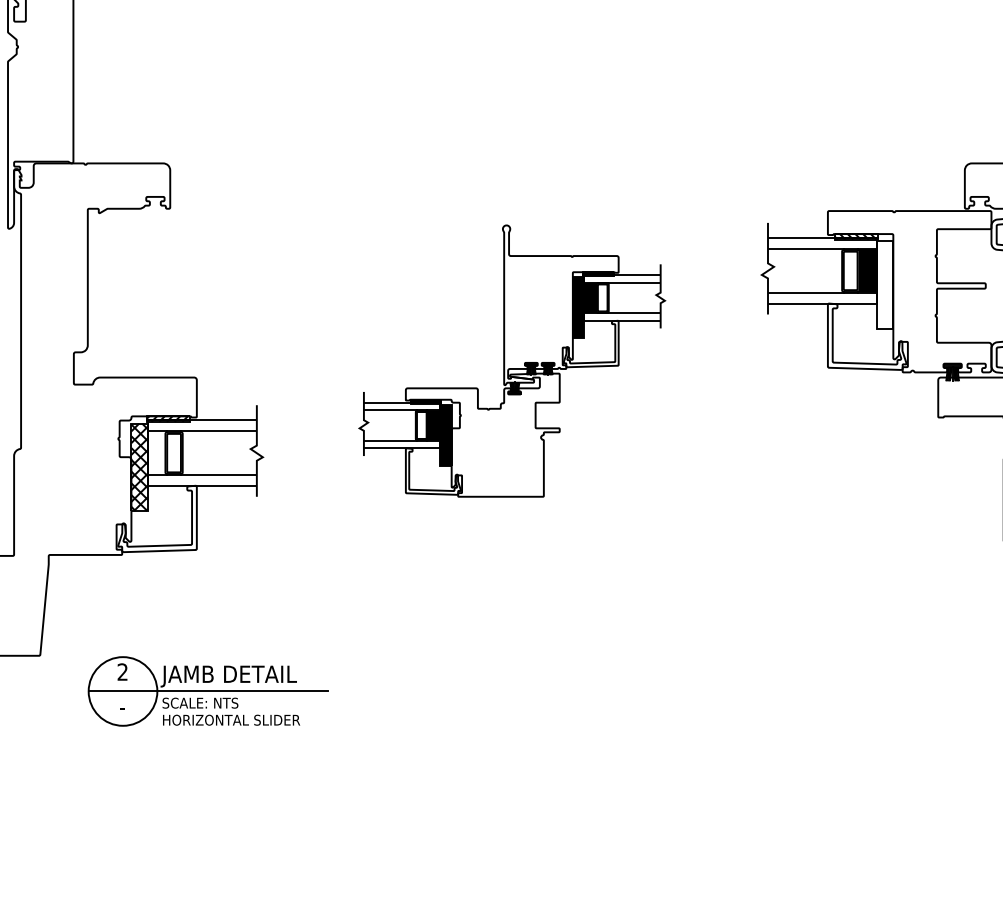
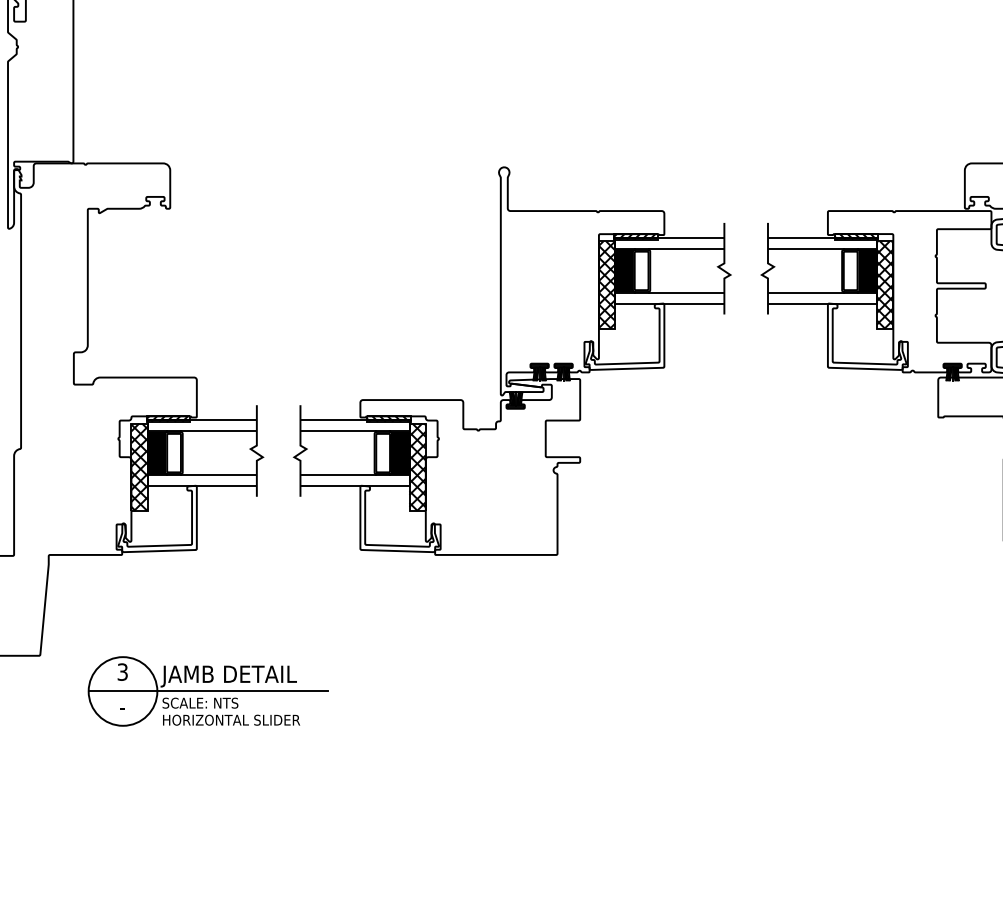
hatch: none -> present (885, 284)
part size: 309x274 px -> 440x390 px (511, 360)
fill: none -> present (157, 452)
text: 2 -> 3 (122, 671)
